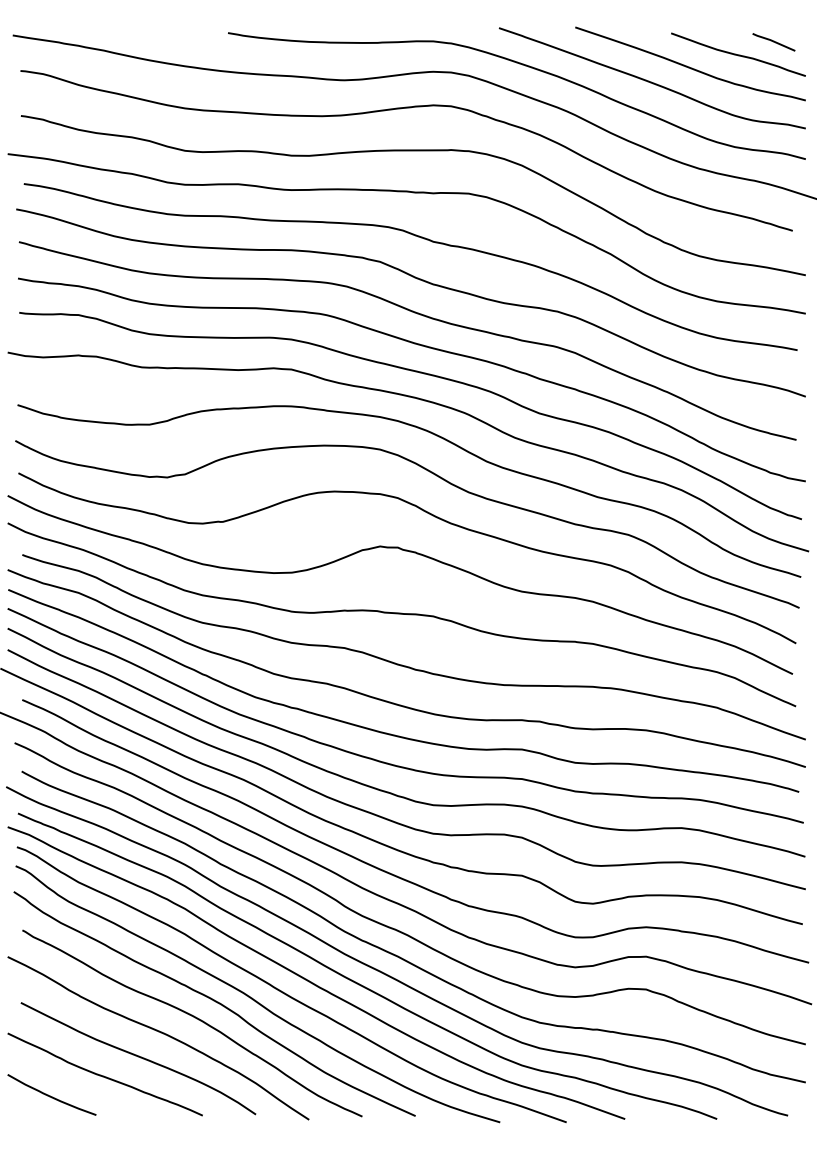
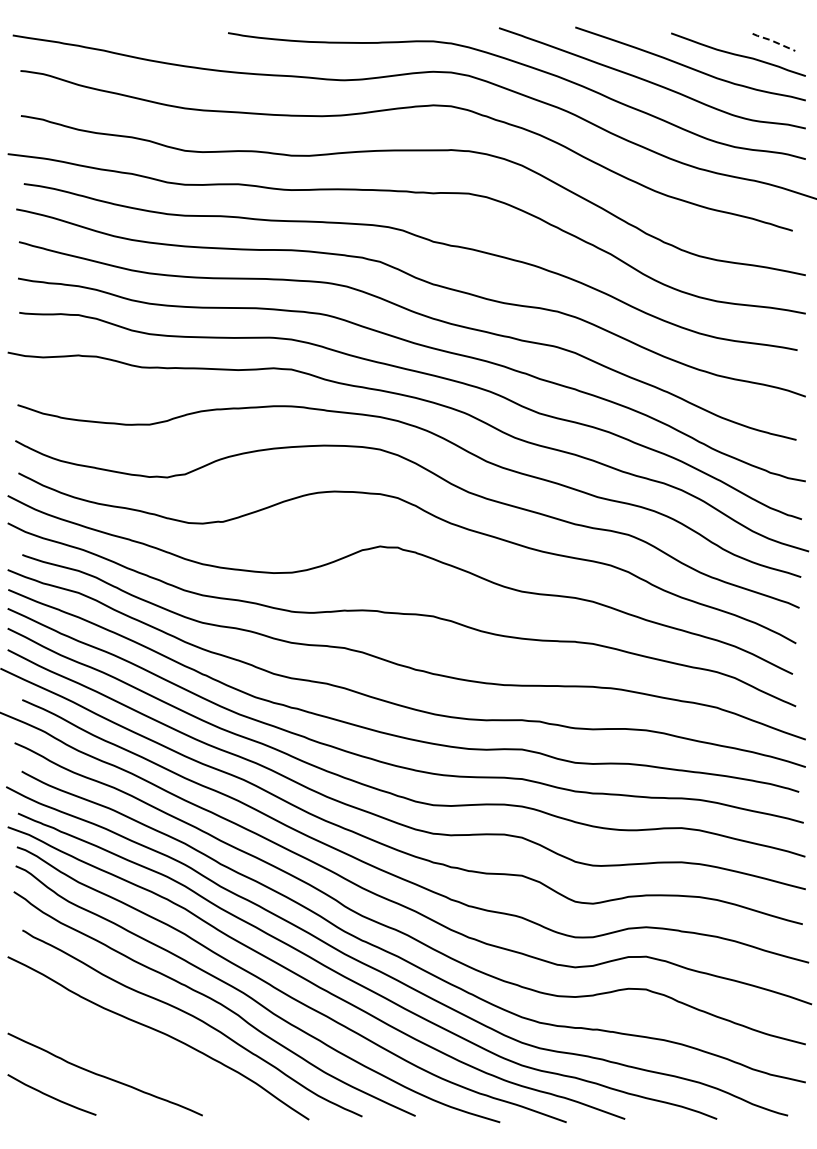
line: solid -> dashed (773, 41)
curve: present -> none (138, 1057)
